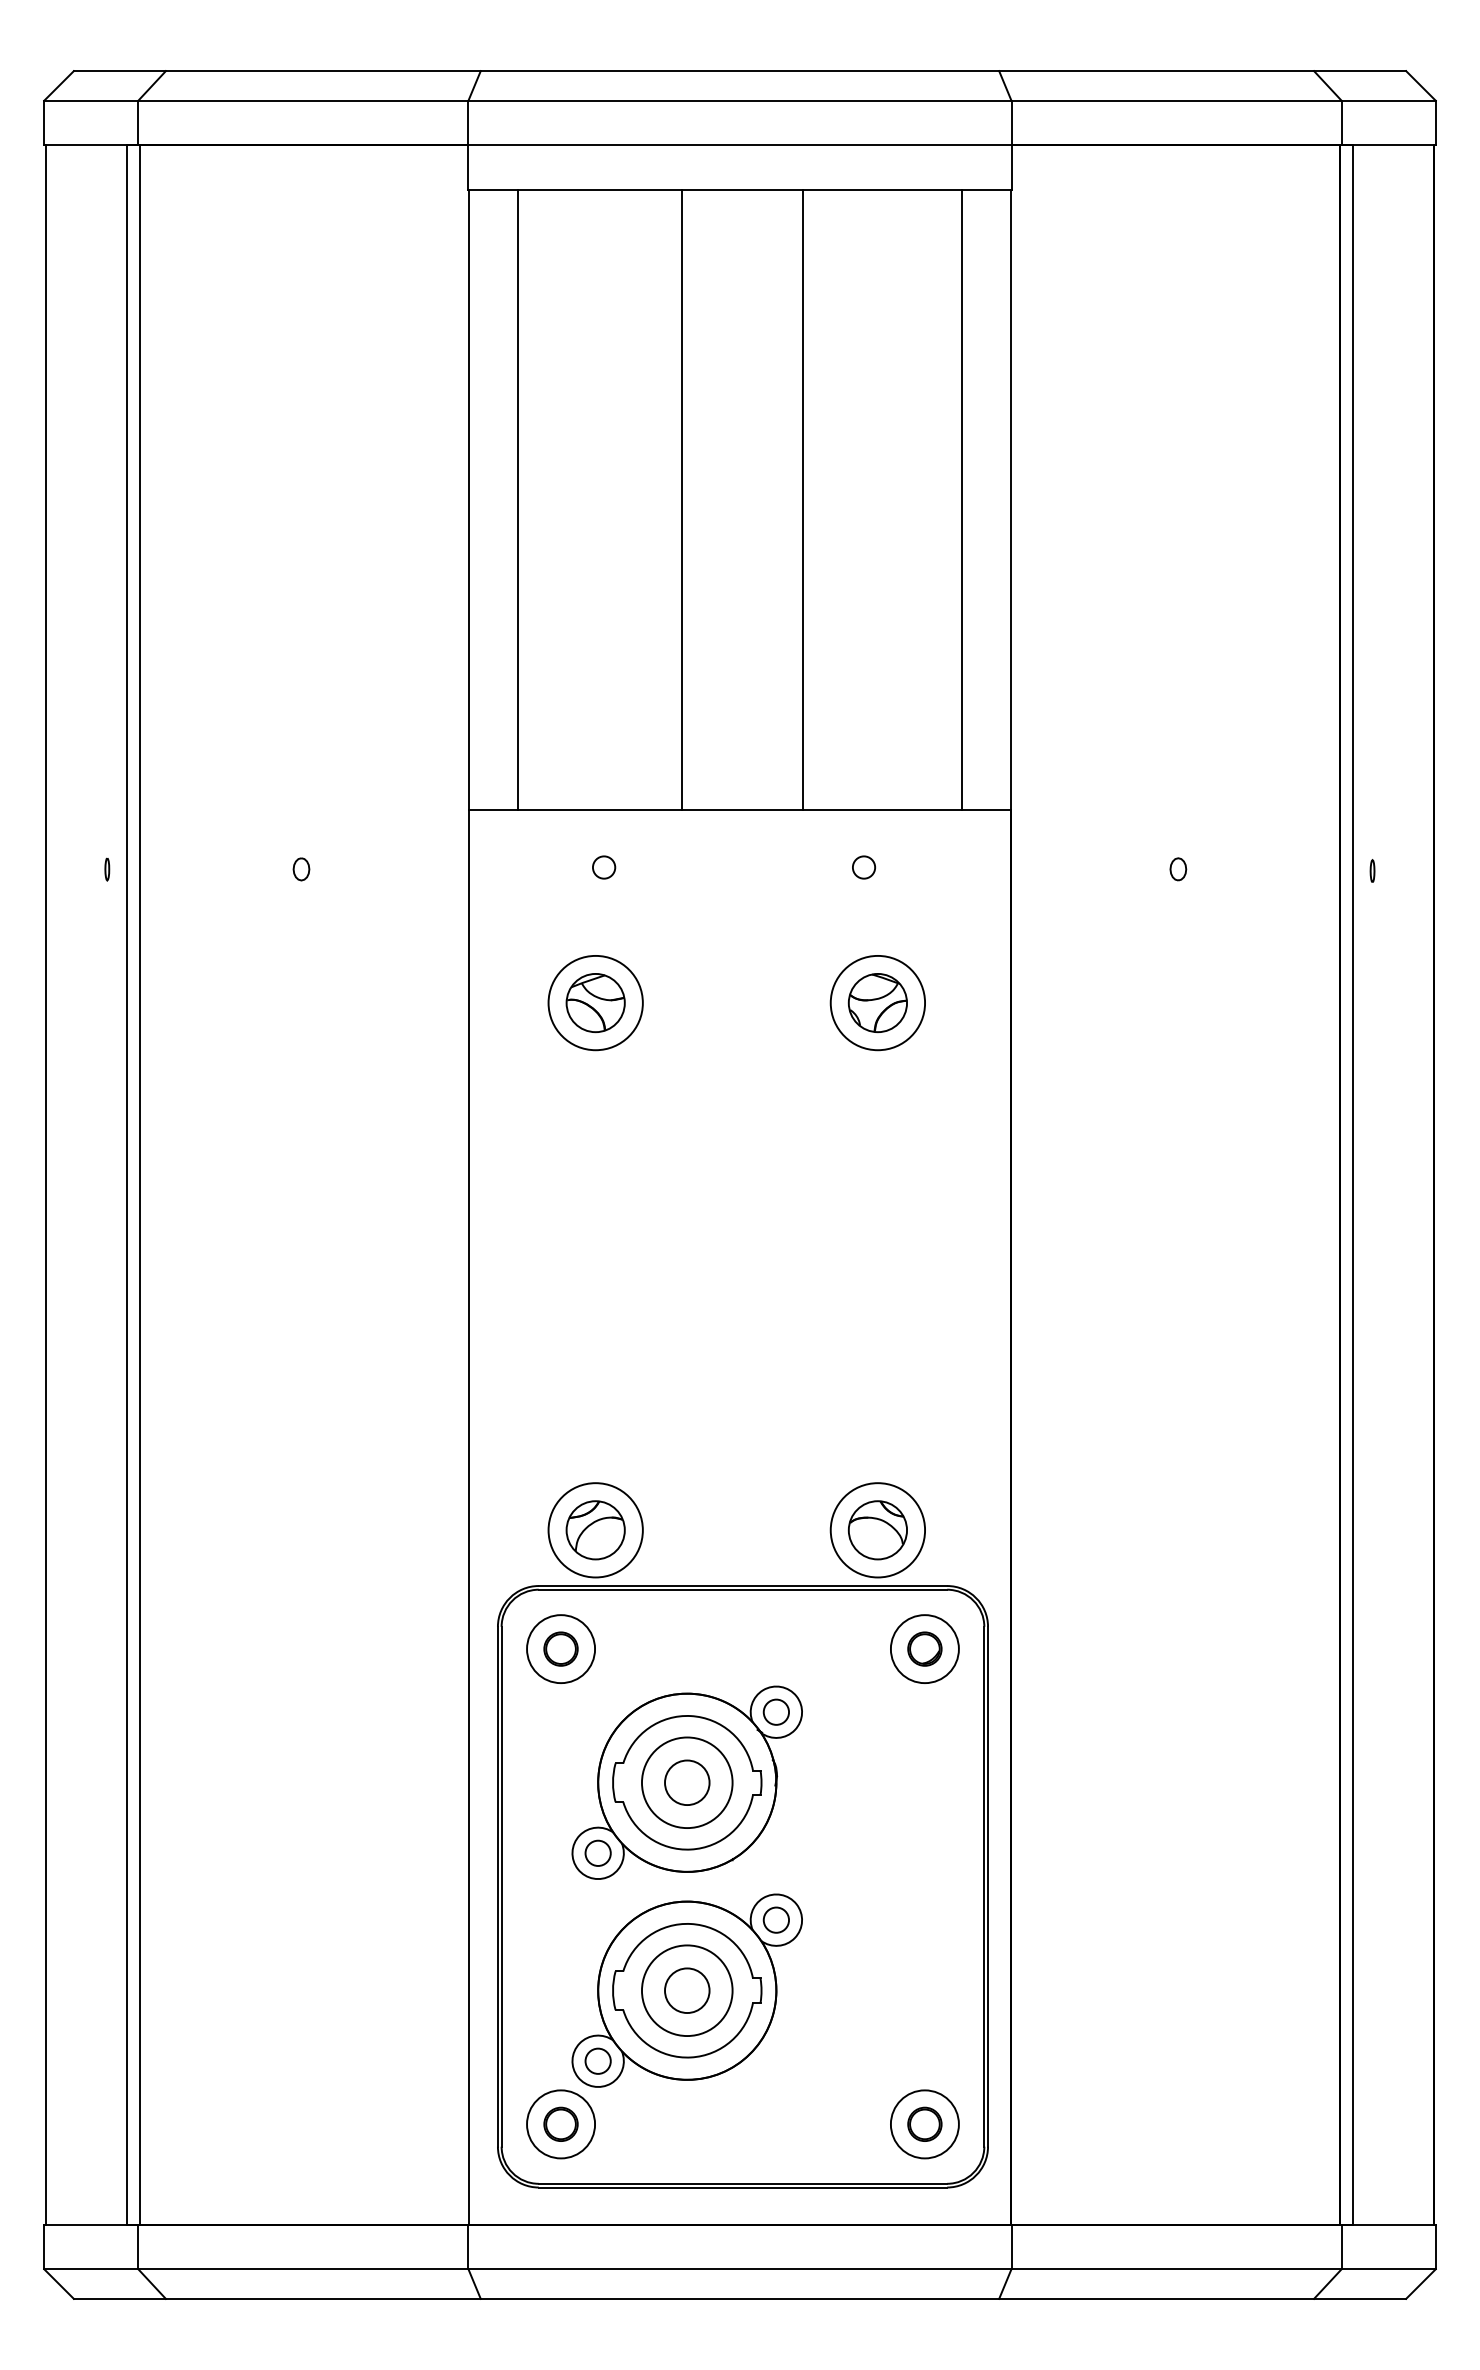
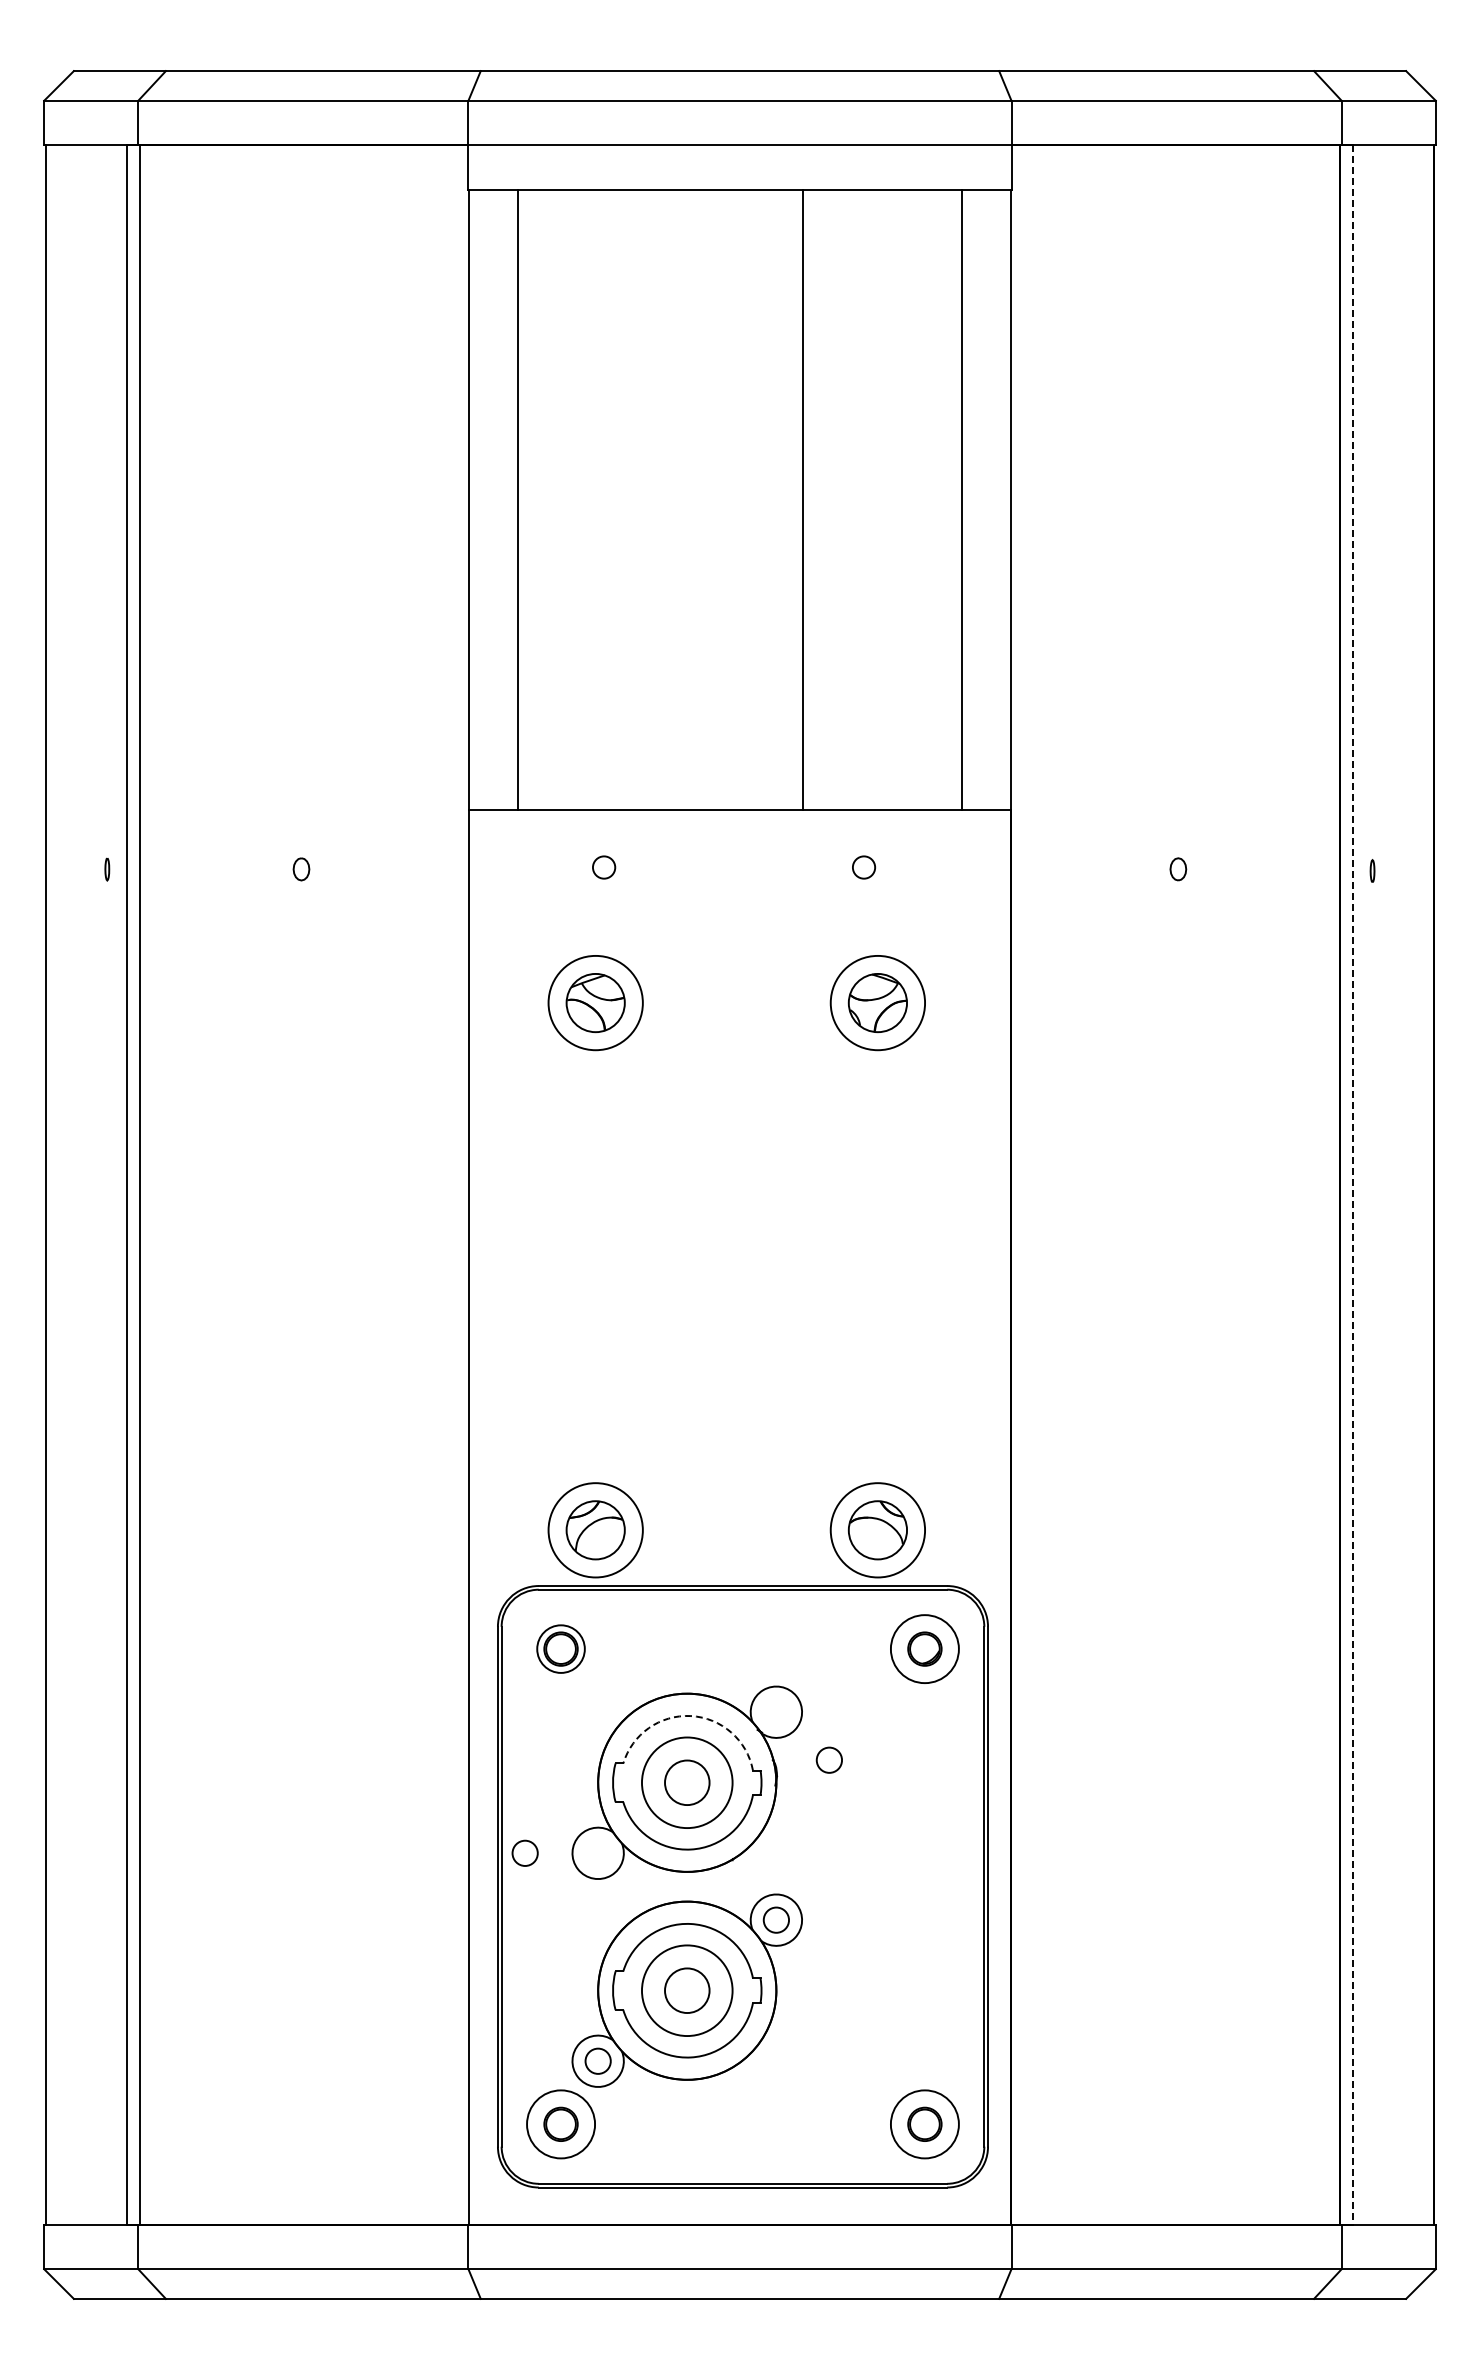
line: present -> none (682, 499)
line: solid -> dashed (1352, 1185)
circle diameter: 68 px -> 48 px (560, 1648)
circle position: (775, 1711) -> (828, 1759) (828, 1759)
arc: solid -> dashed (690, 1716)
circle position: (597, 1852) -> (524, 1852) (524, 1852)
